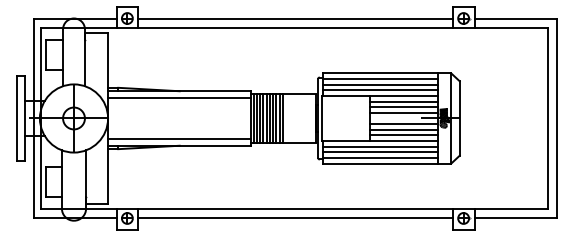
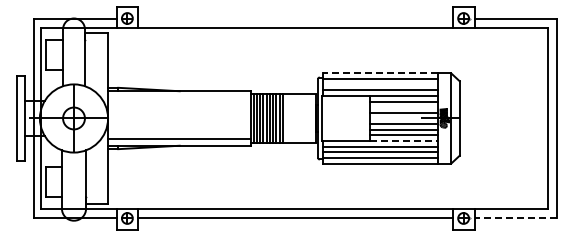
line: present -> none (295, 18)
line: solid -> dashed (380, 73)
line: present -> none (380, 84)
line: present -> none (179, 98)
line: present -> none (404, 107)
line: solid -> dashed (404, 141)
line: solid -> dashed (515, 218)
